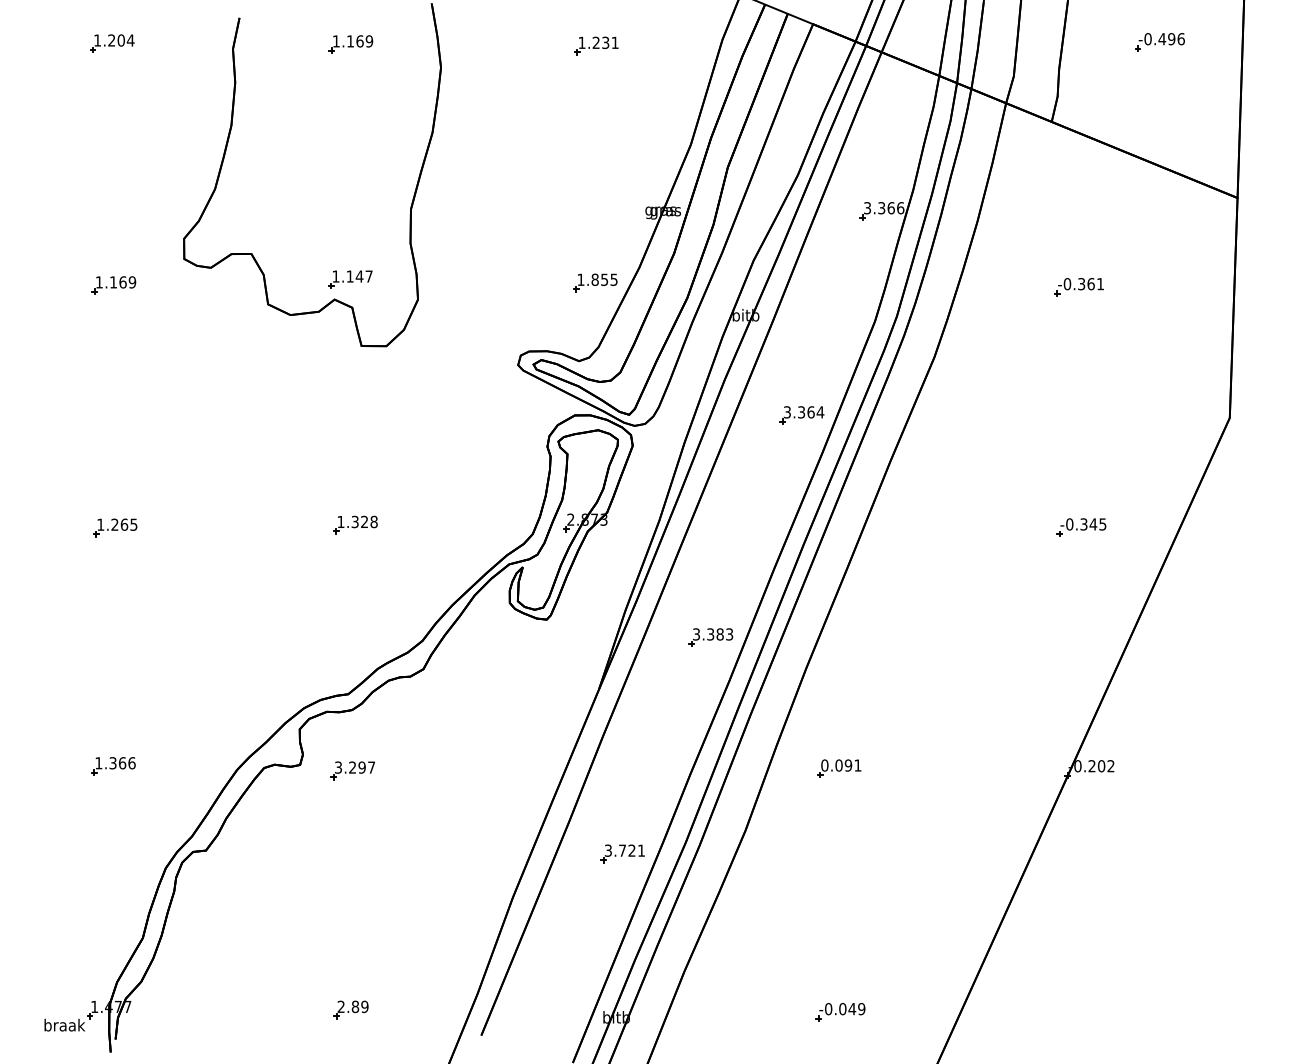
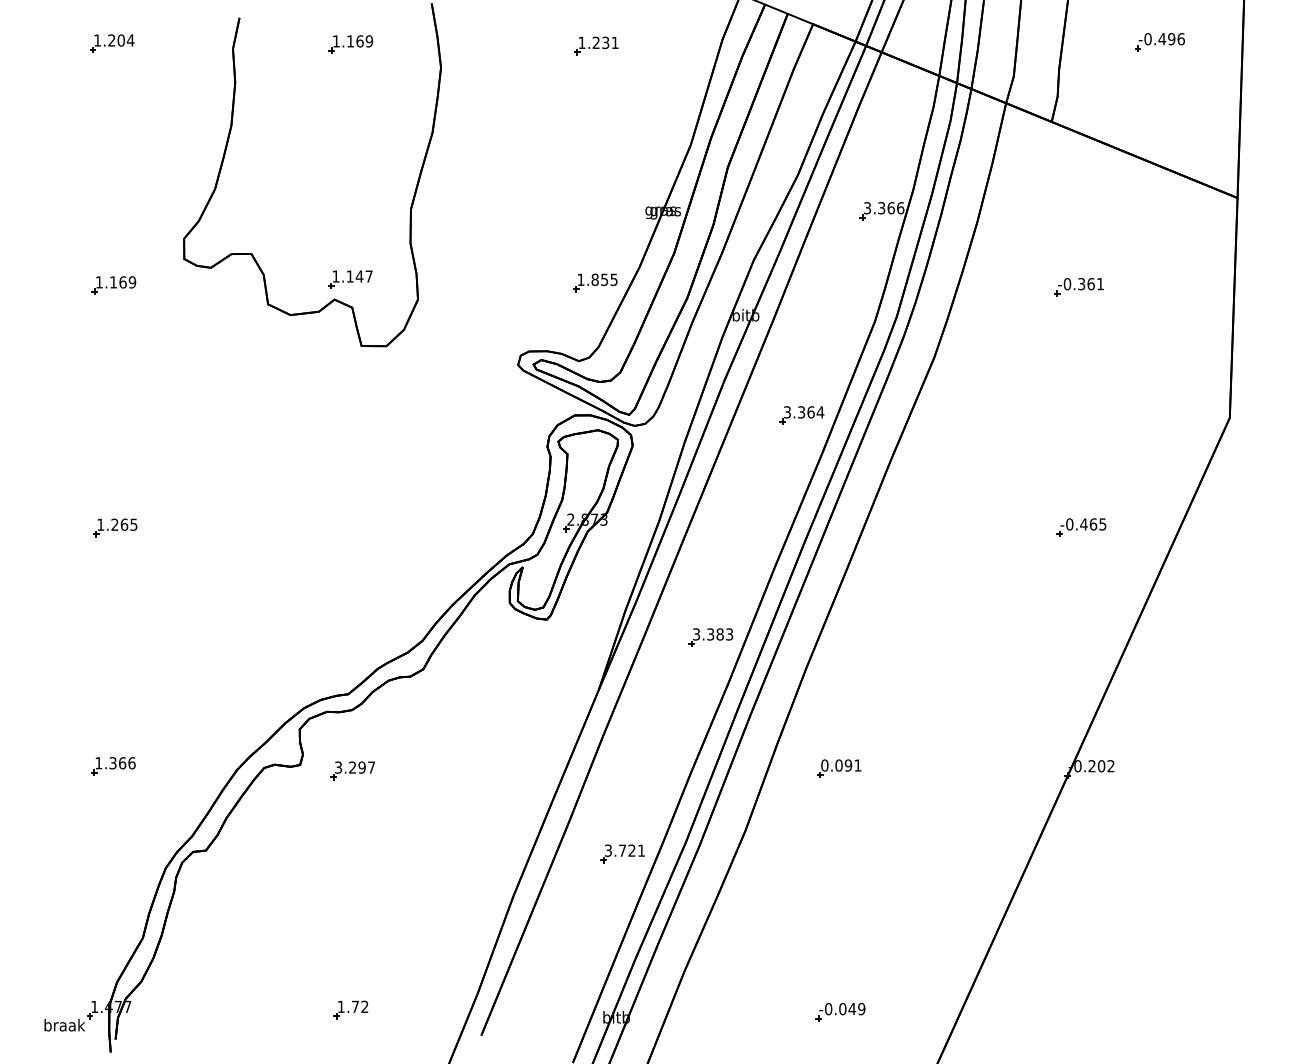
part: present -> none (355, 524)
text: -0.345 -> -0.465 (1088, 524)
text: 2.89 -> 1.72 (352, 1006)
